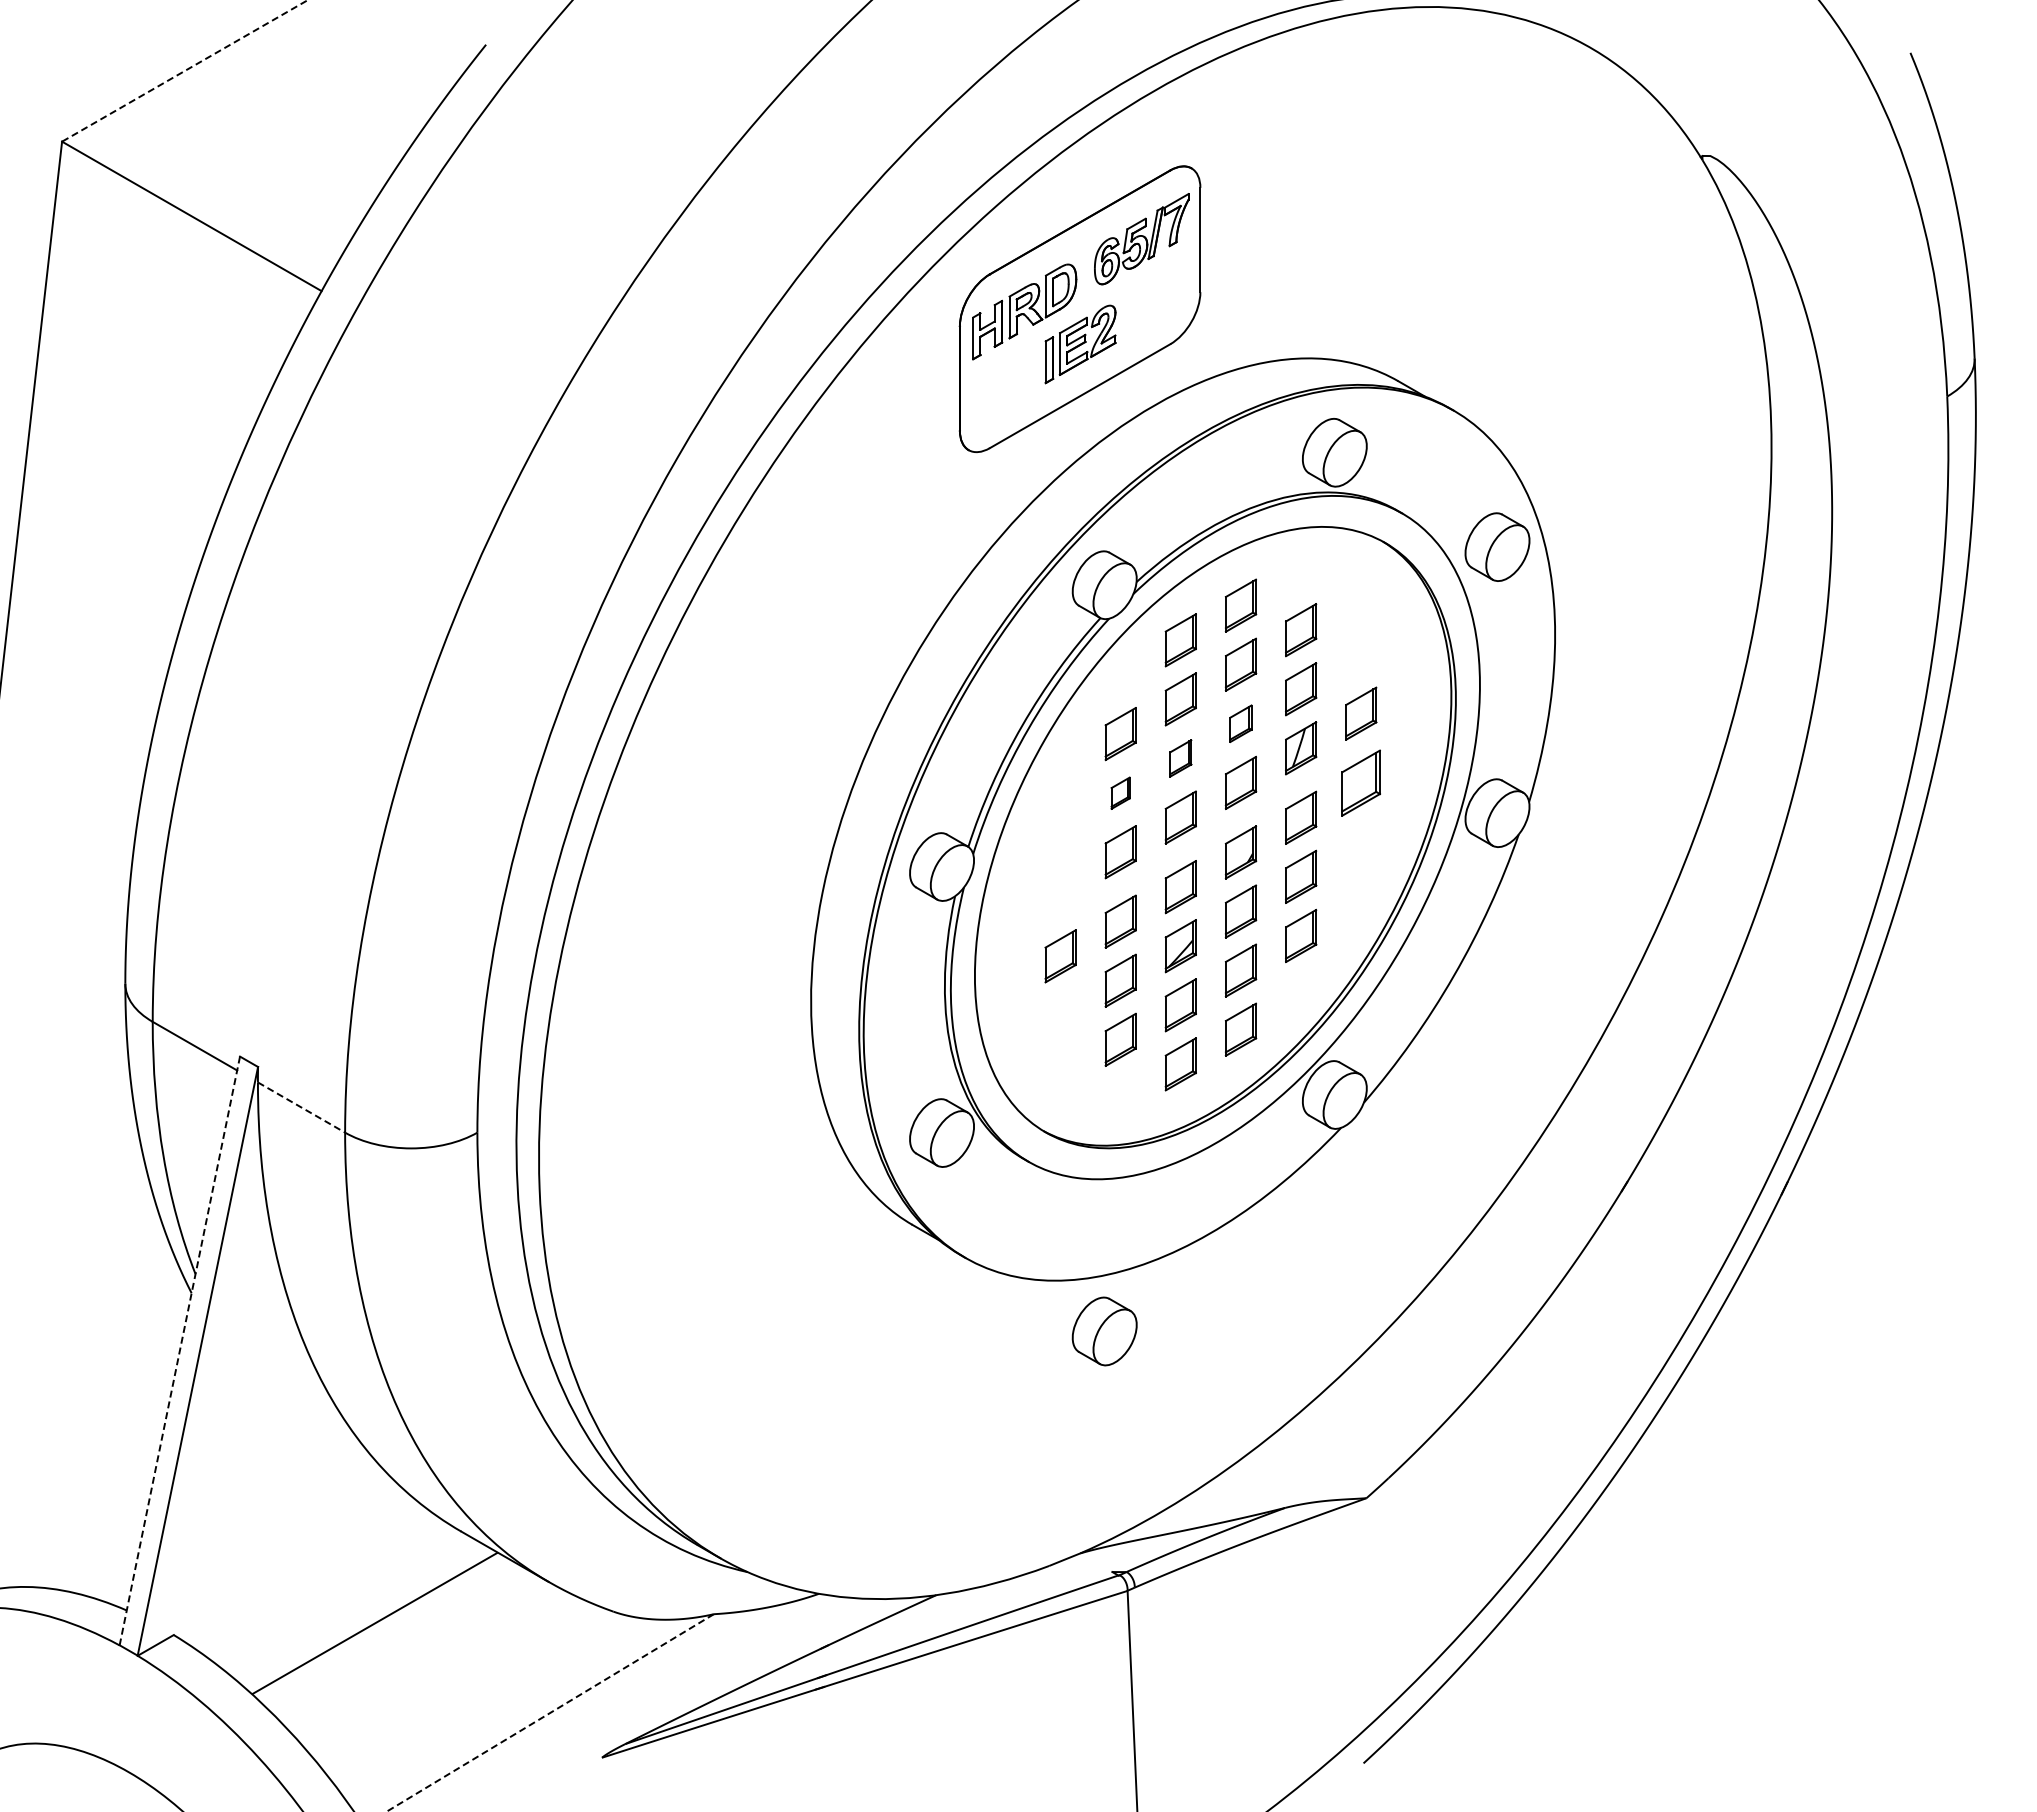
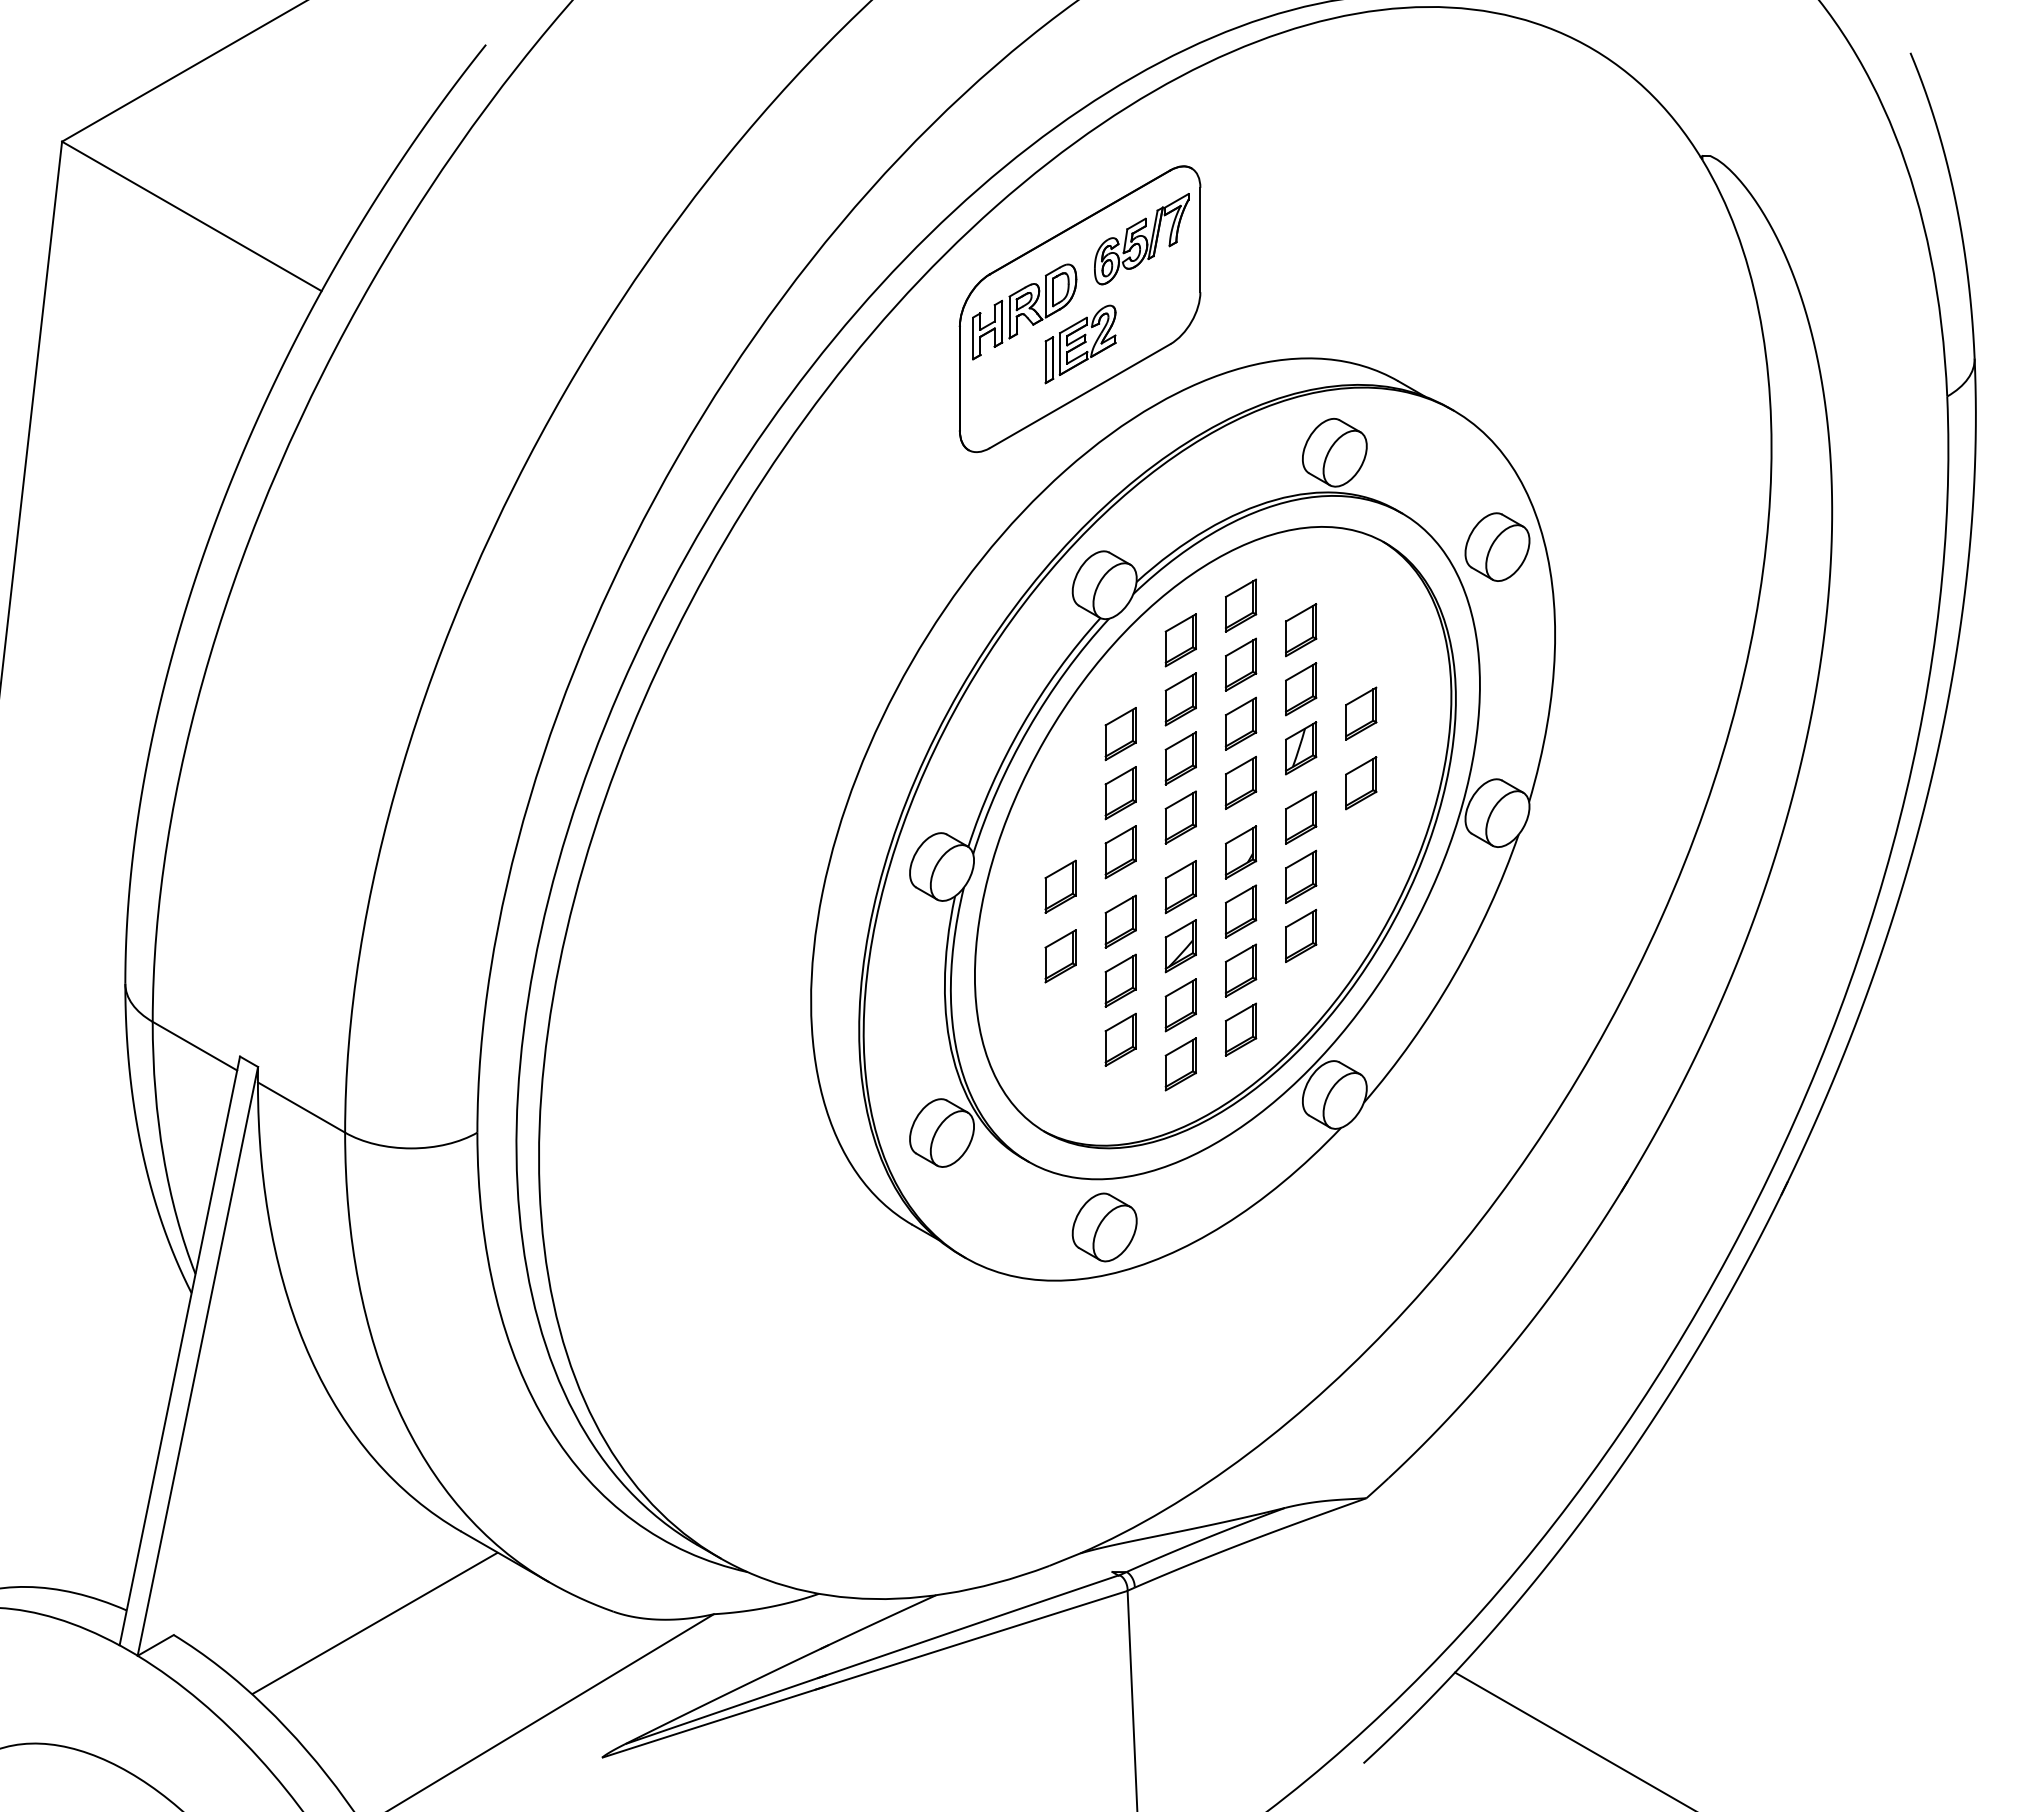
line: dashed -> solid (184, 70)
part size: 24x39 px -> 34x55 px (1240, 723)
part size: 24x39 px -> 33x55 px (1180, 758)
part size: 40x68 px -> 33x55 px (1361, 783)
part size: 21x34 px -> 33x55 px (1120, 793)
part: none -> present (1060, 886)
line: dashed -> solid (301, 1107)
part position: (1104, 1331) -> (1104, 1227) (1104, 1227)
line: dashed -> solid (179, 1351)
line: dashed -> solid (549, 1713)
line: none -> present (1573, 1740)
